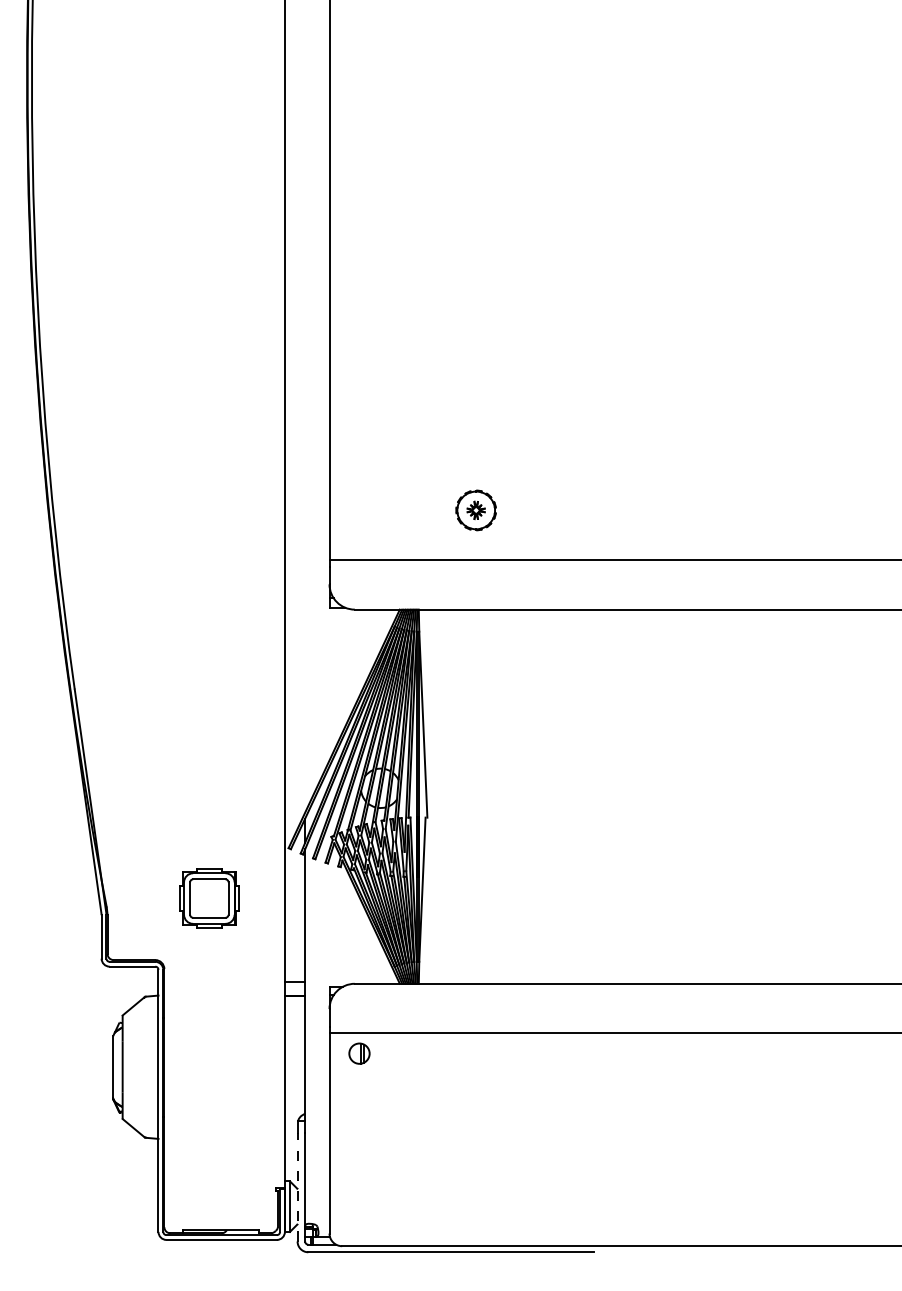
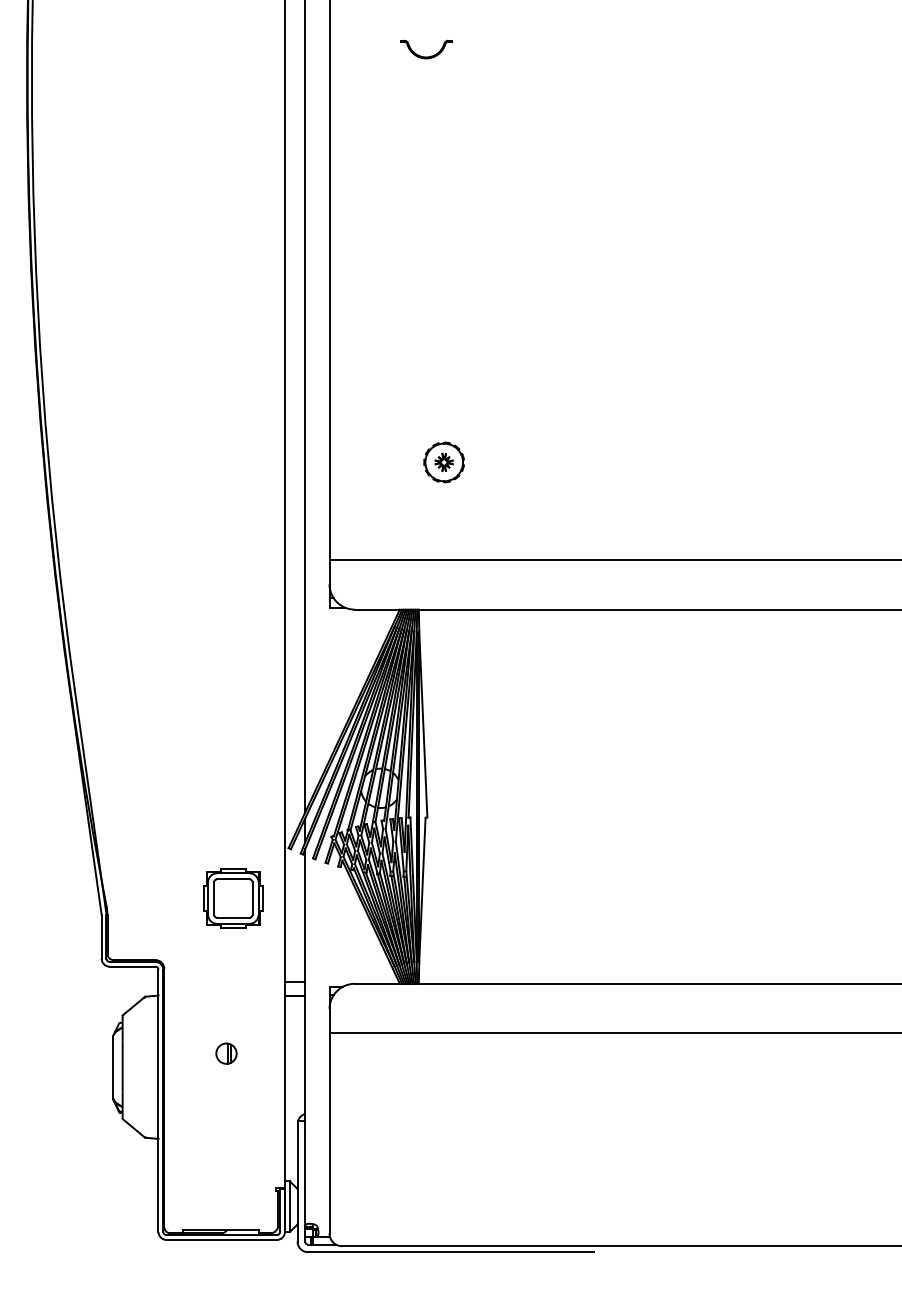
part: none -> present (426, 56)
line: none -> present (305, 407)
part position: (475, 510) -> (443, 462) (443, 462)
part position: (209, 898) -> (233, 898) (233, 898)
part position: (359, 1053) -> (226, 1053) (226, 1053)
line: dashed -> solid (297, 1186)
